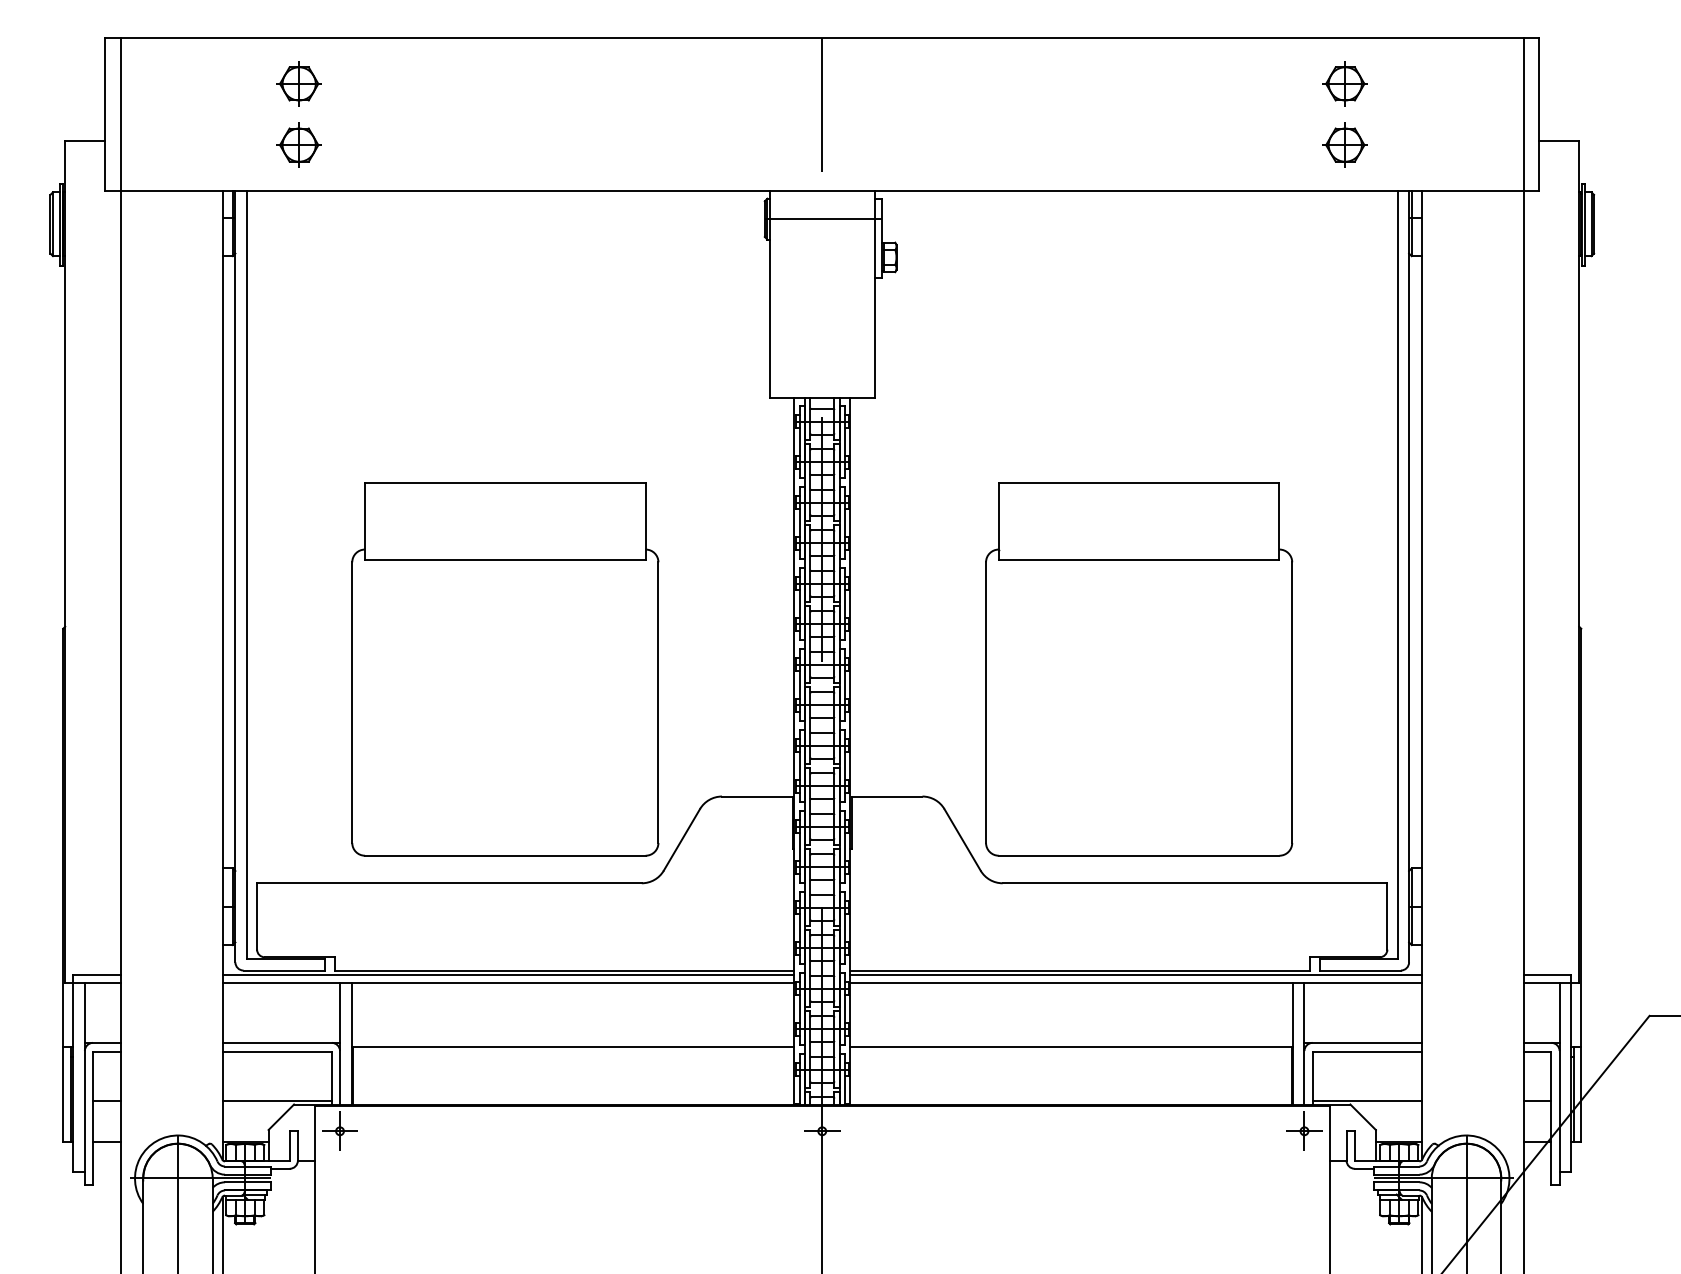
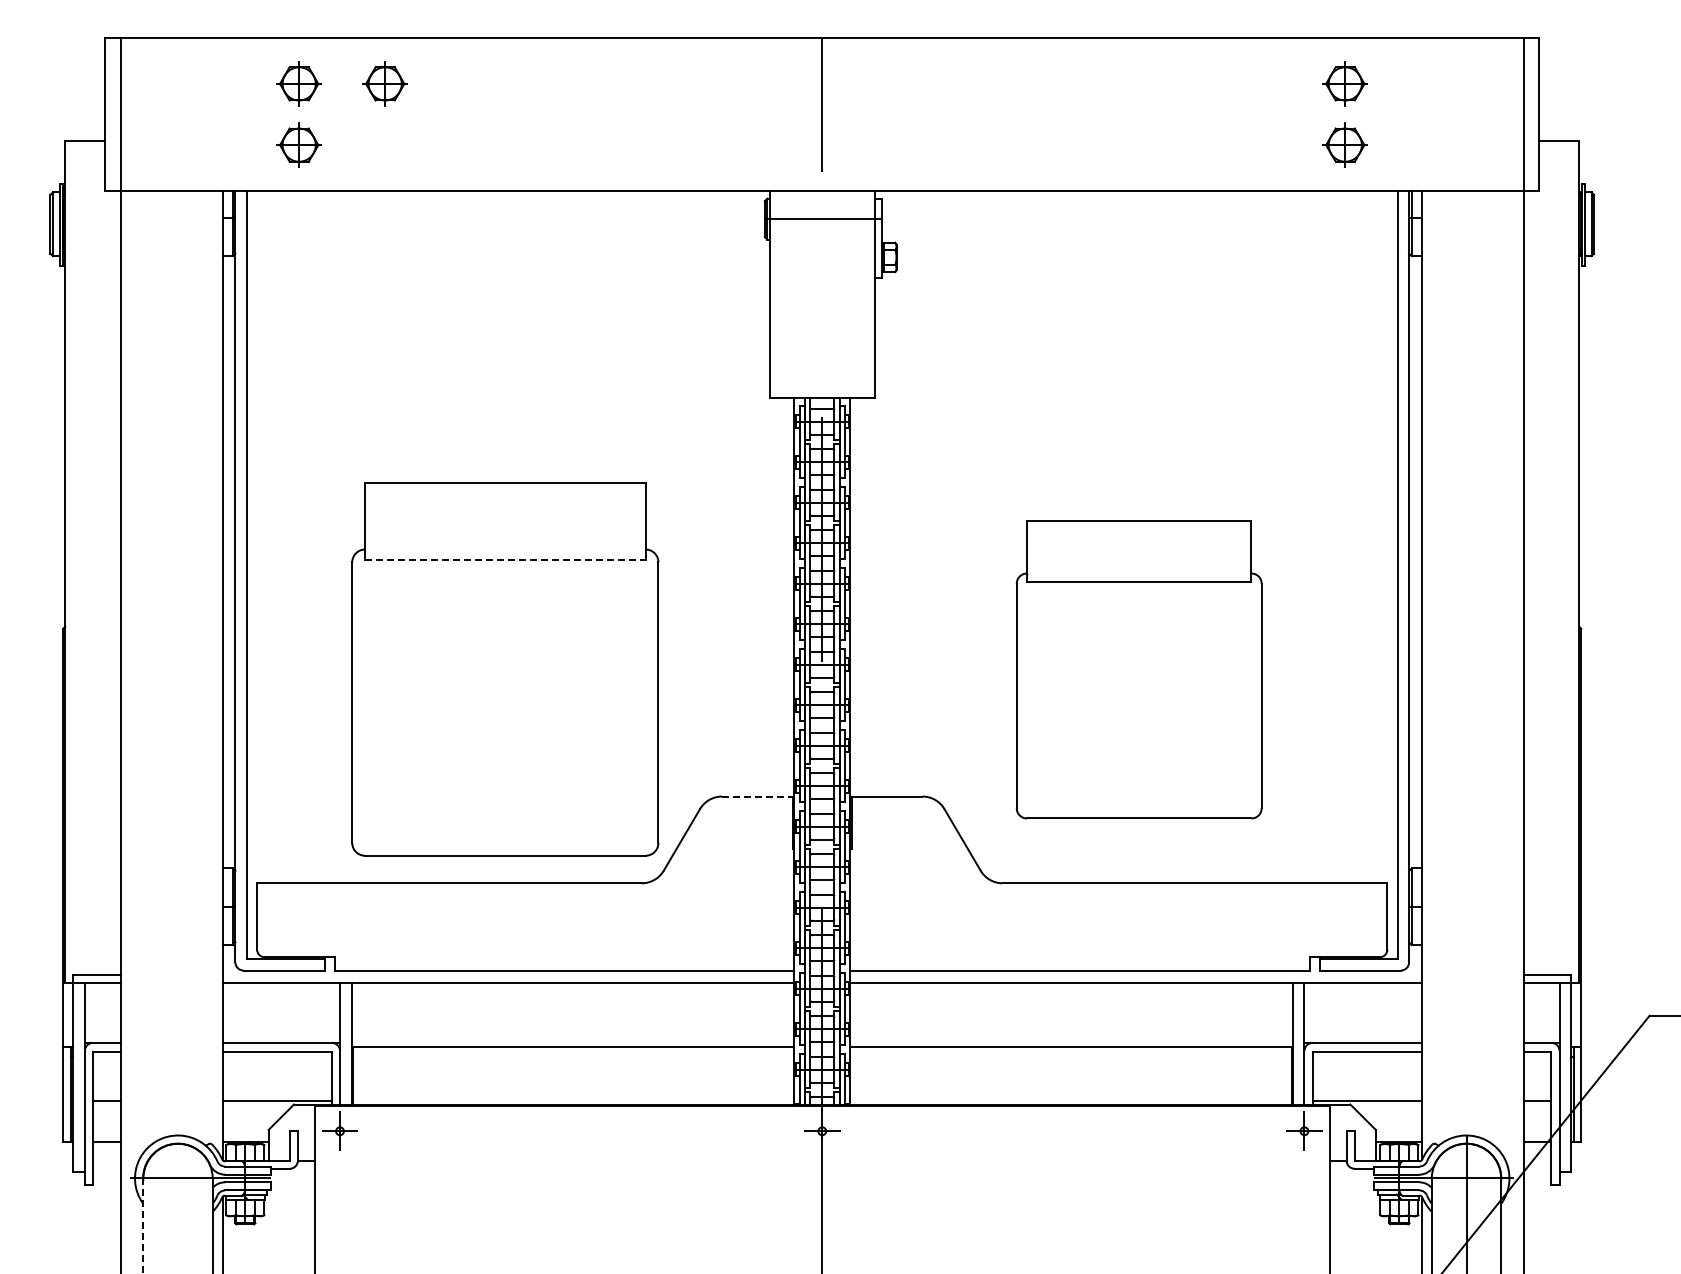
part: none -> present (384, 83)
line: solid -> dashed (505, 559)
part size: 309x375 px -> 248x300 px (1138, 669)
line: solid -> dashed (757, 796)
line: present -> none (508, 975)
line: present -> none (1135, 975)
line: present -> none (178, 1202)
line: solid -> dashed (143, 1226)
